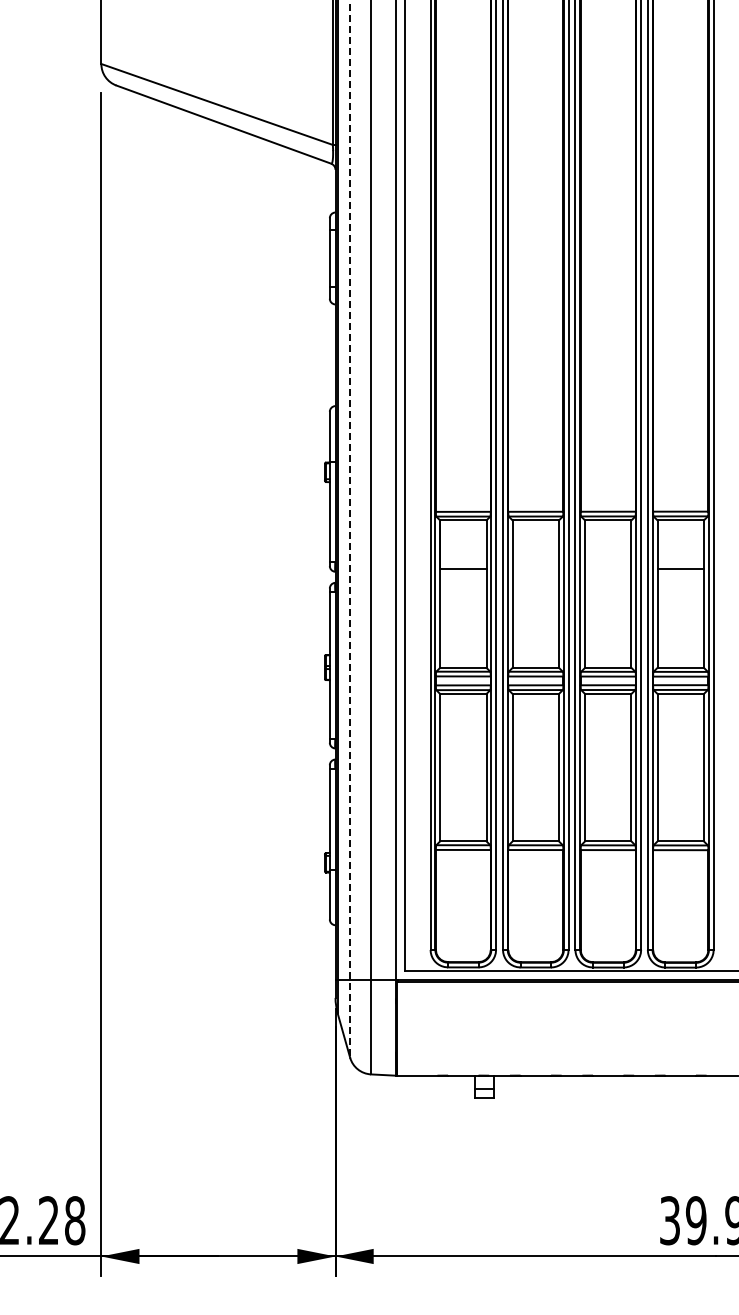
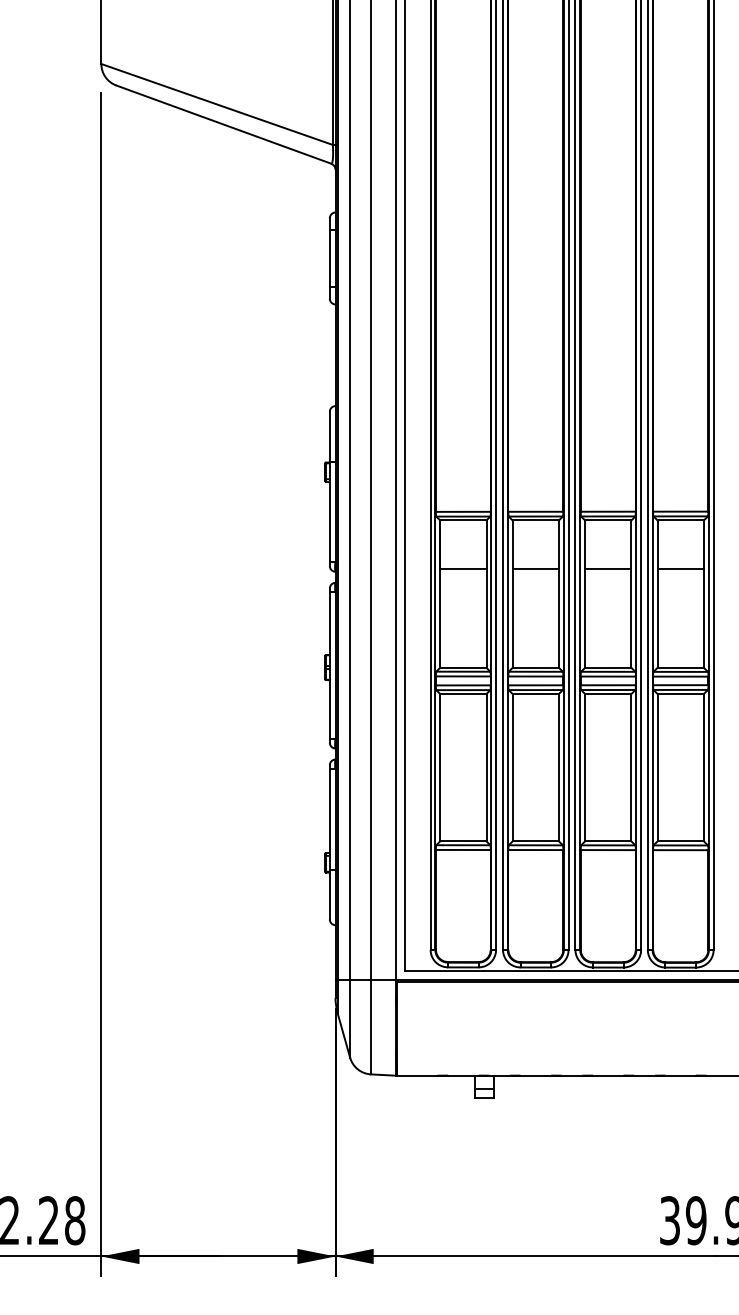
line: dashed -> solid (350, 529)
line: none -> present (535, 568)
line: none -> present (608, 568)
